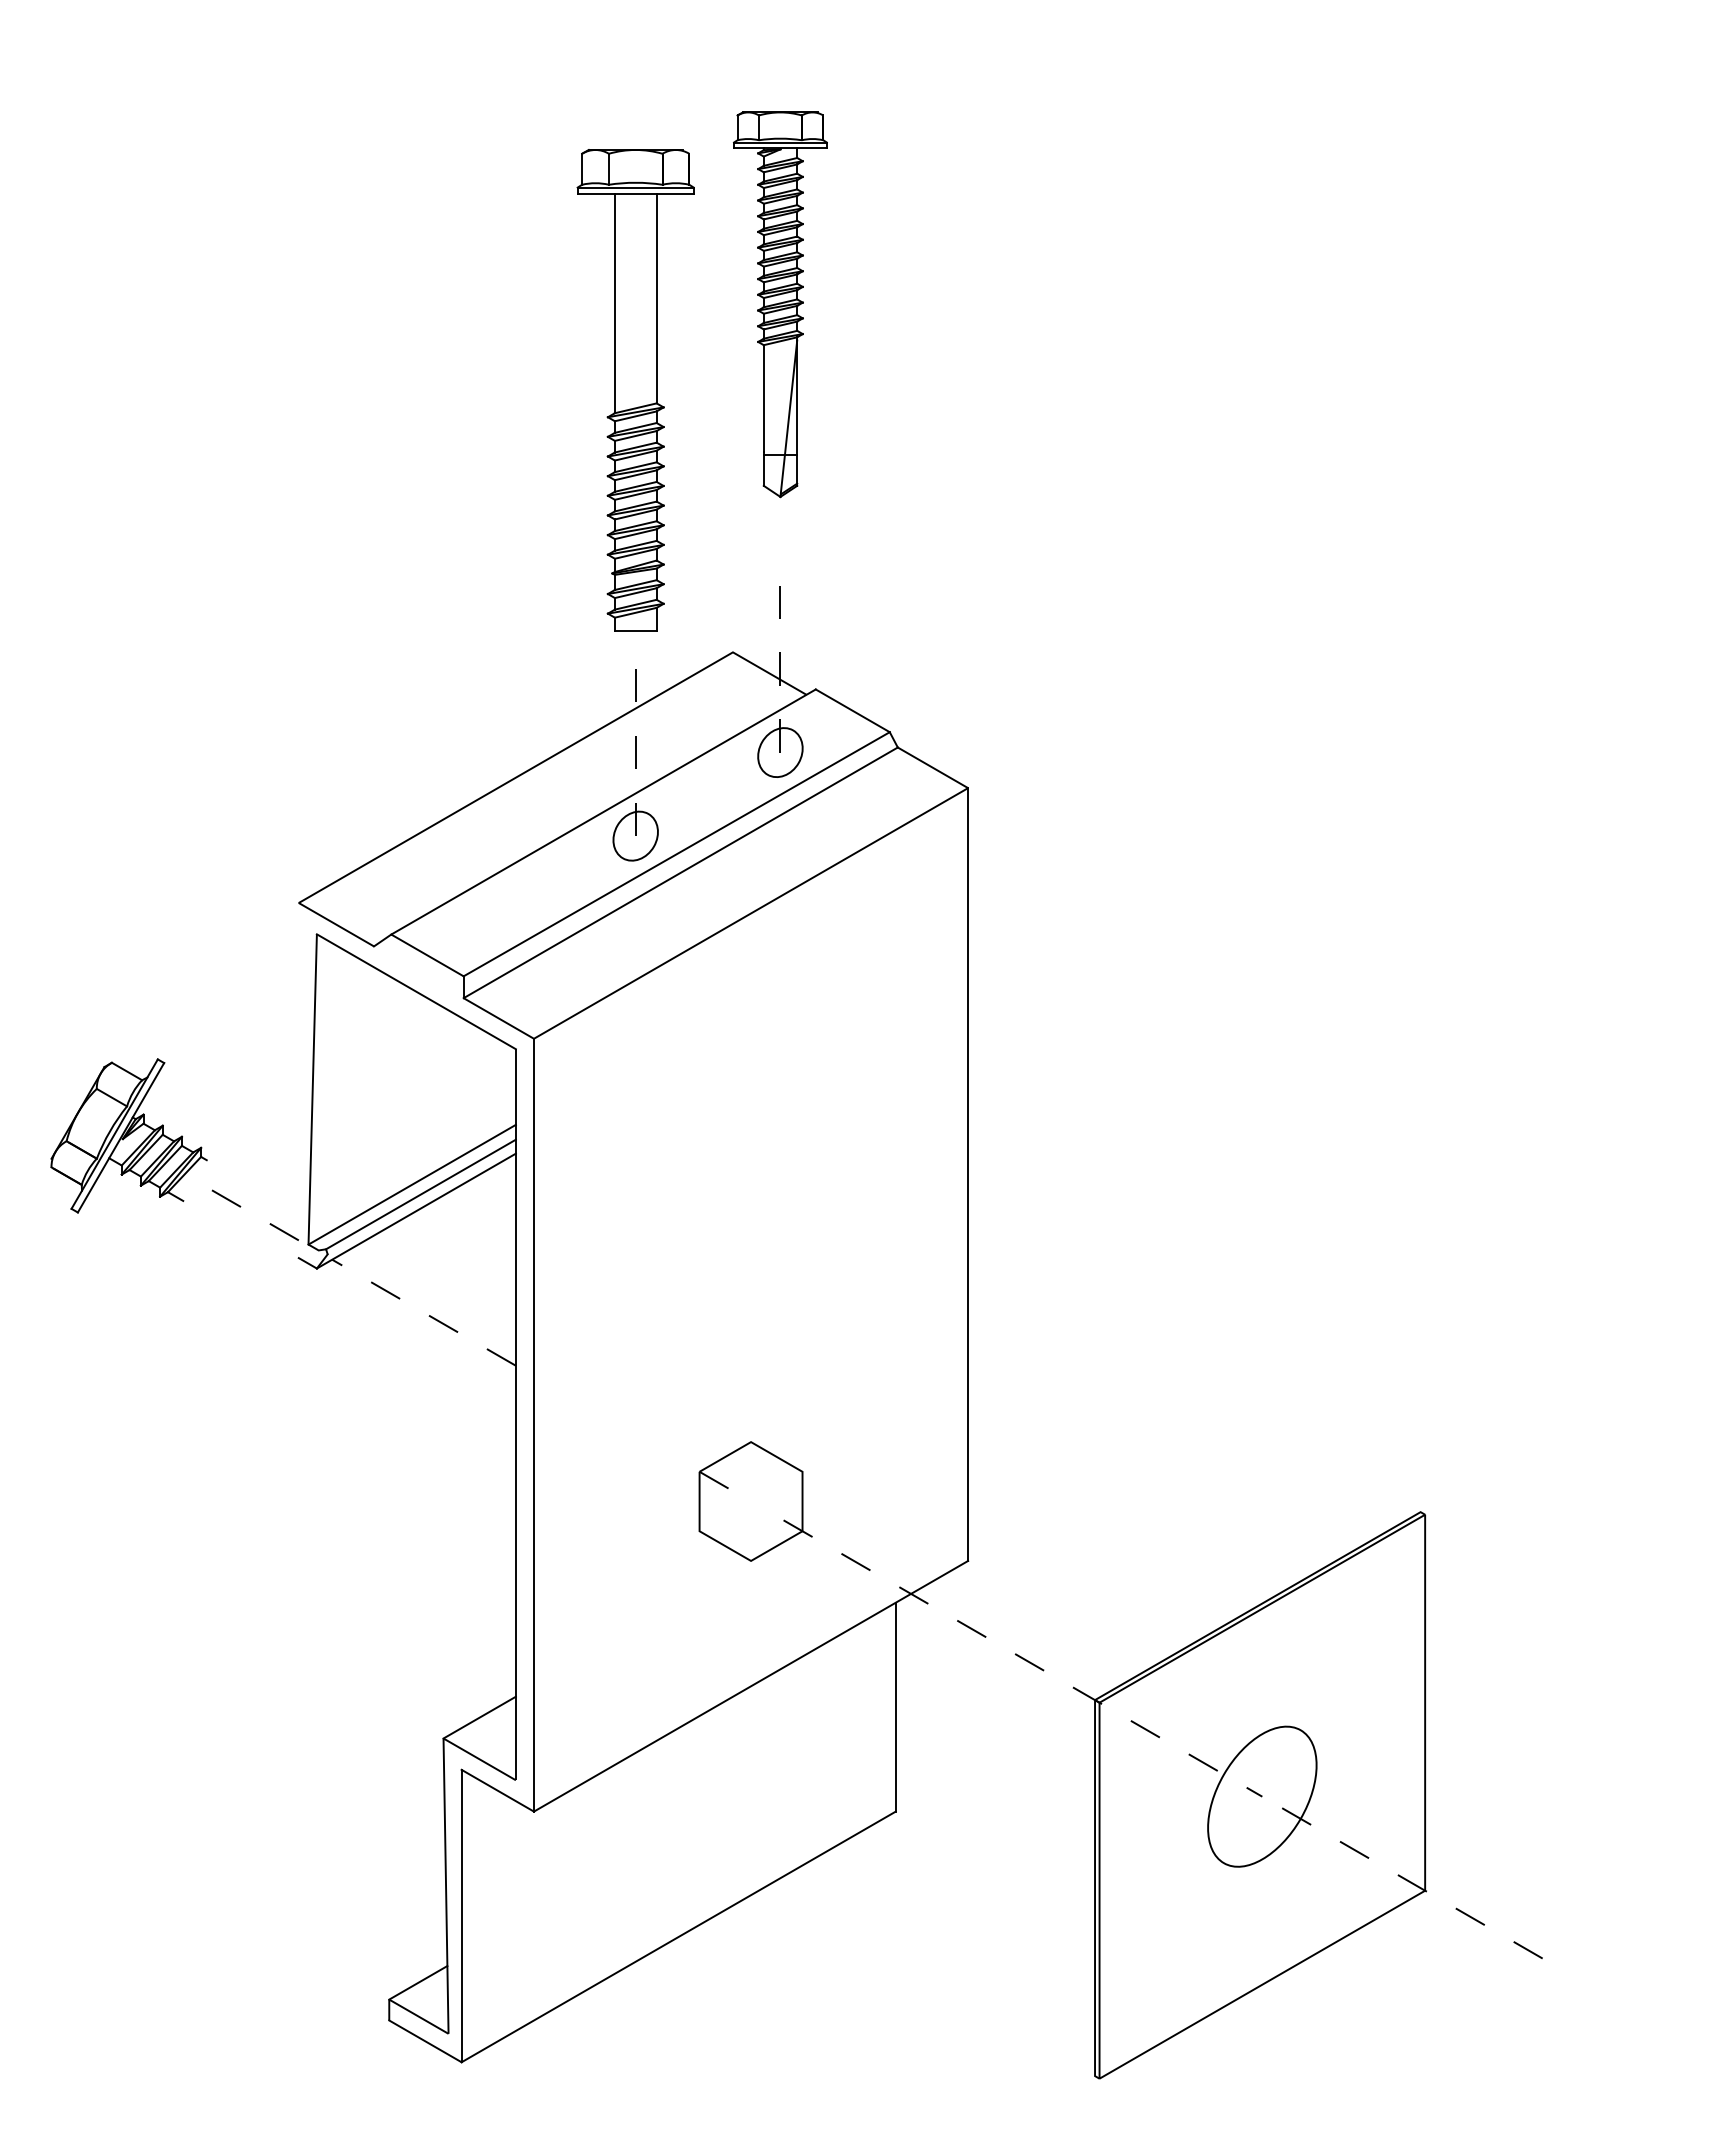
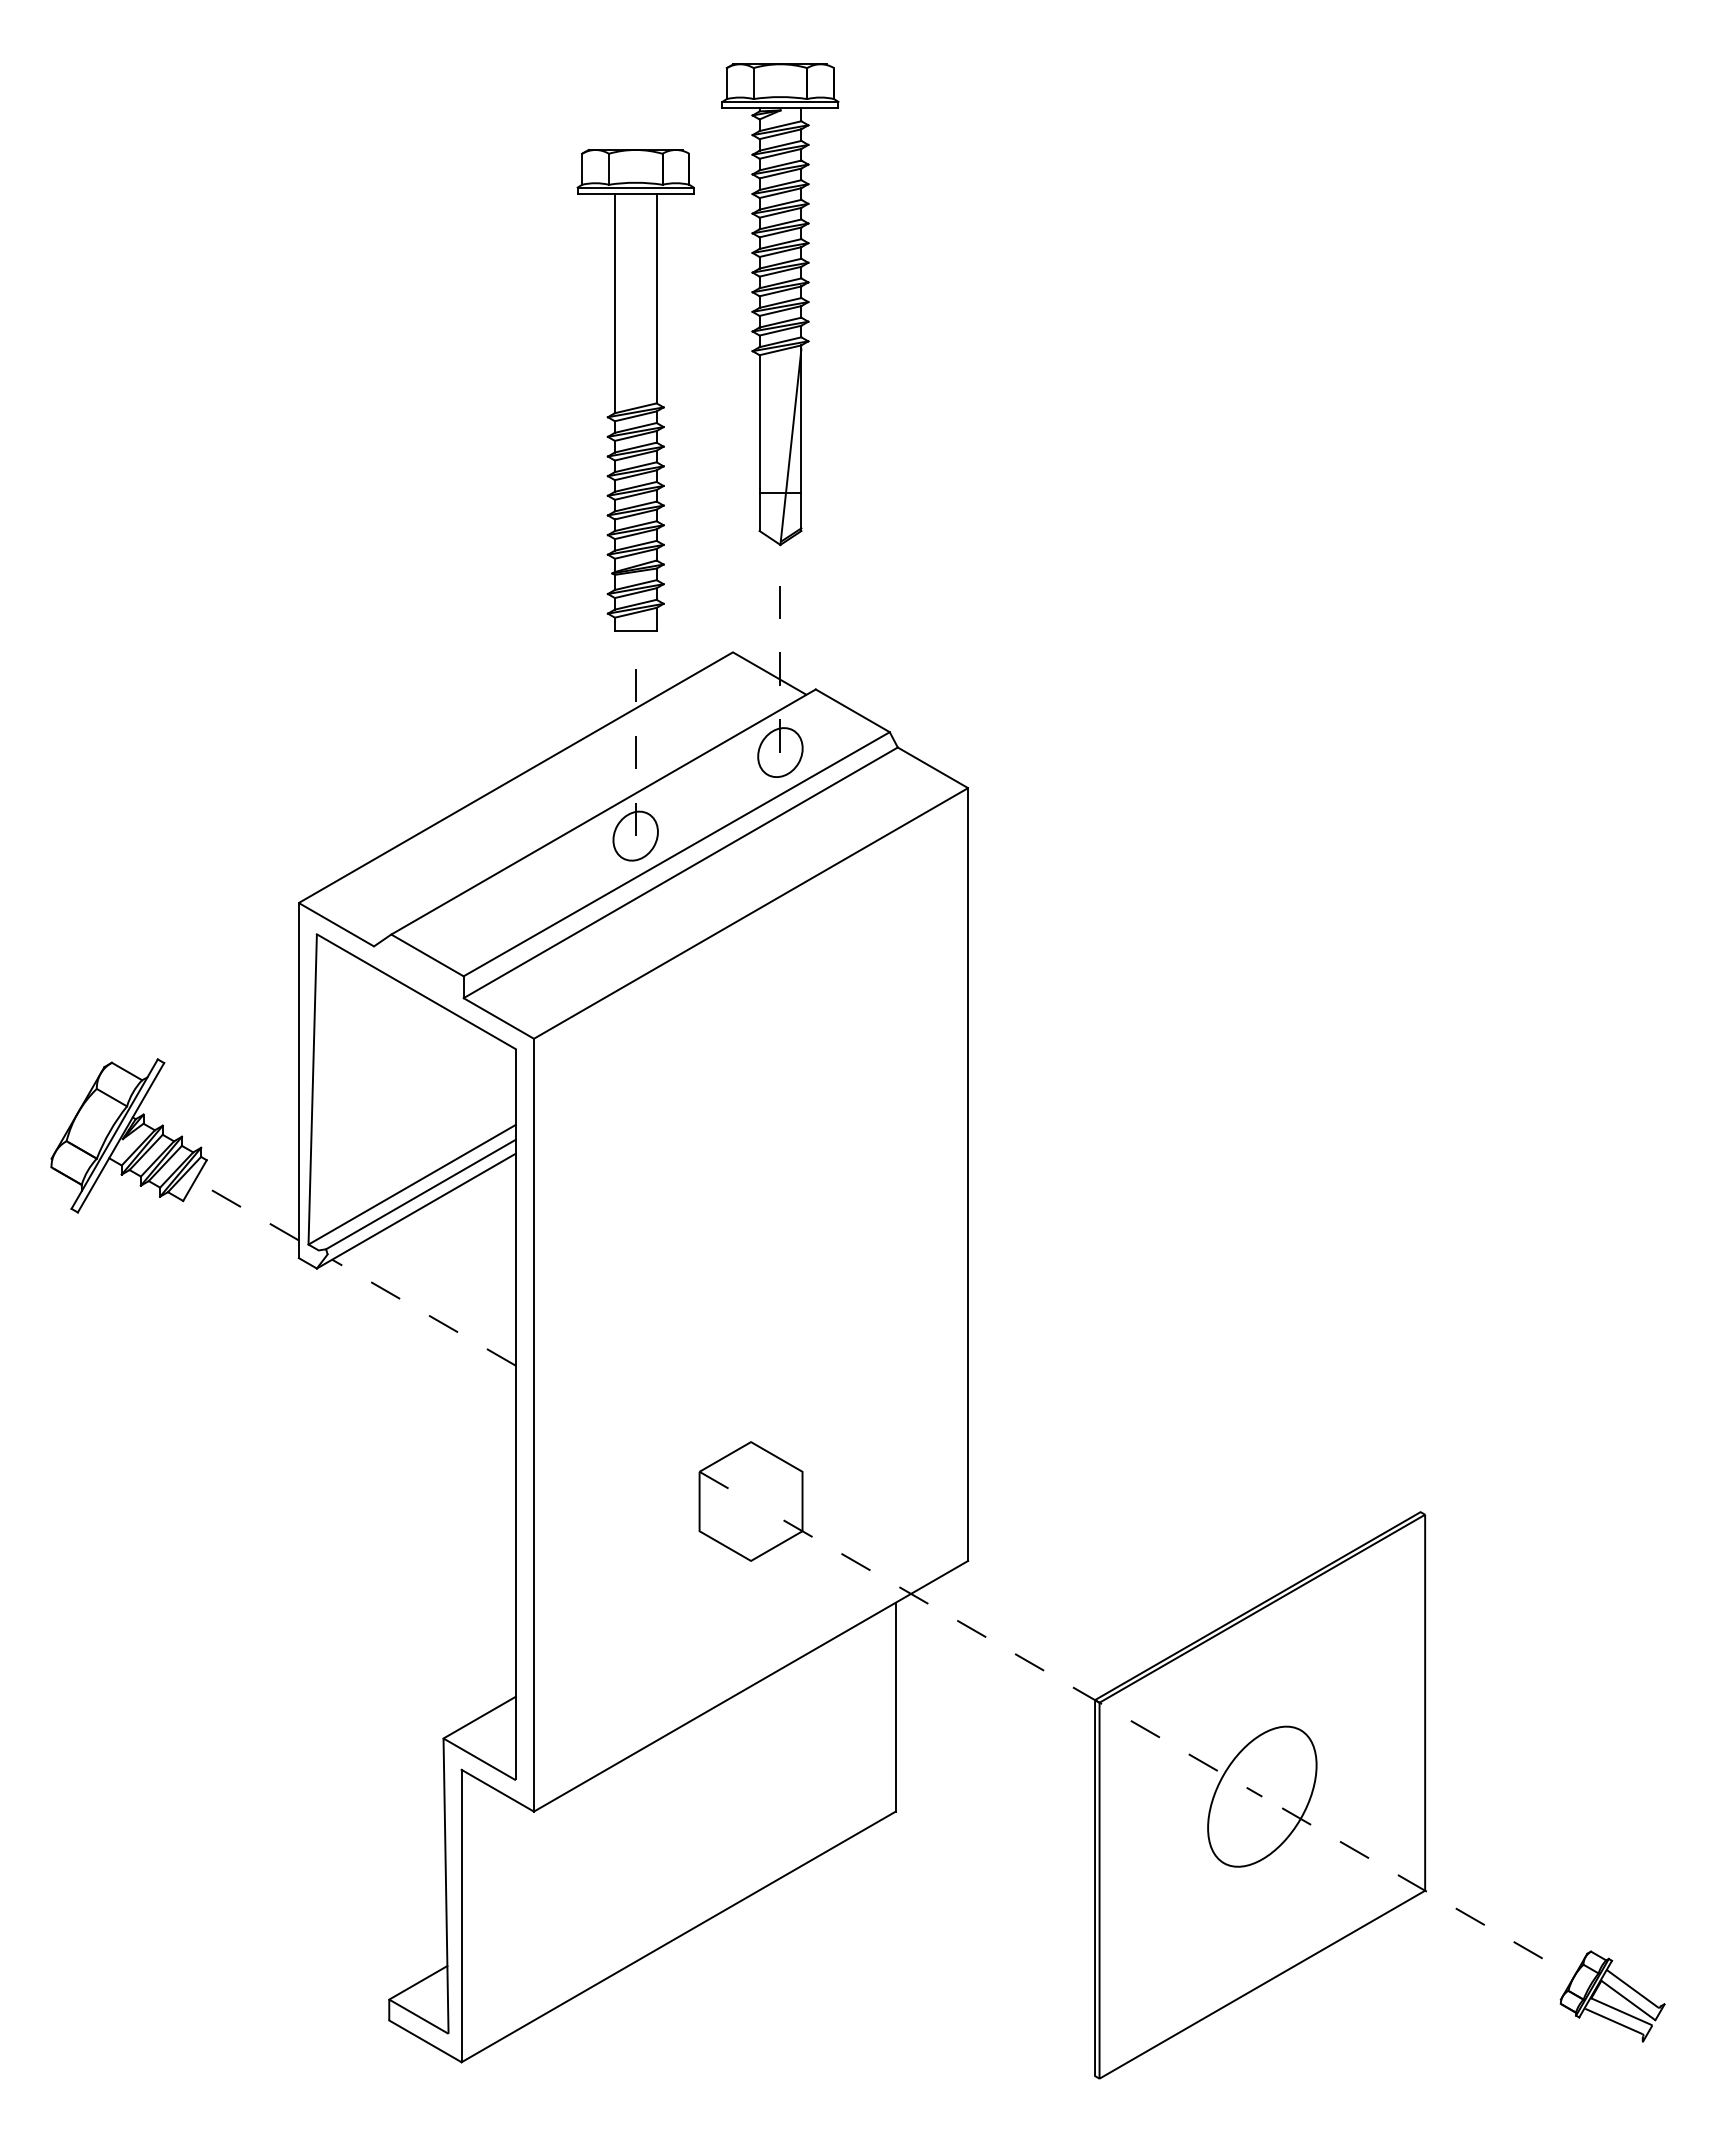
part size: 95x388 px -> 119x484 px (780, 304)
line: none -> present (298, 1080)
line: none -> present (194, 1180)
part: none -> present (1612, 1996)
